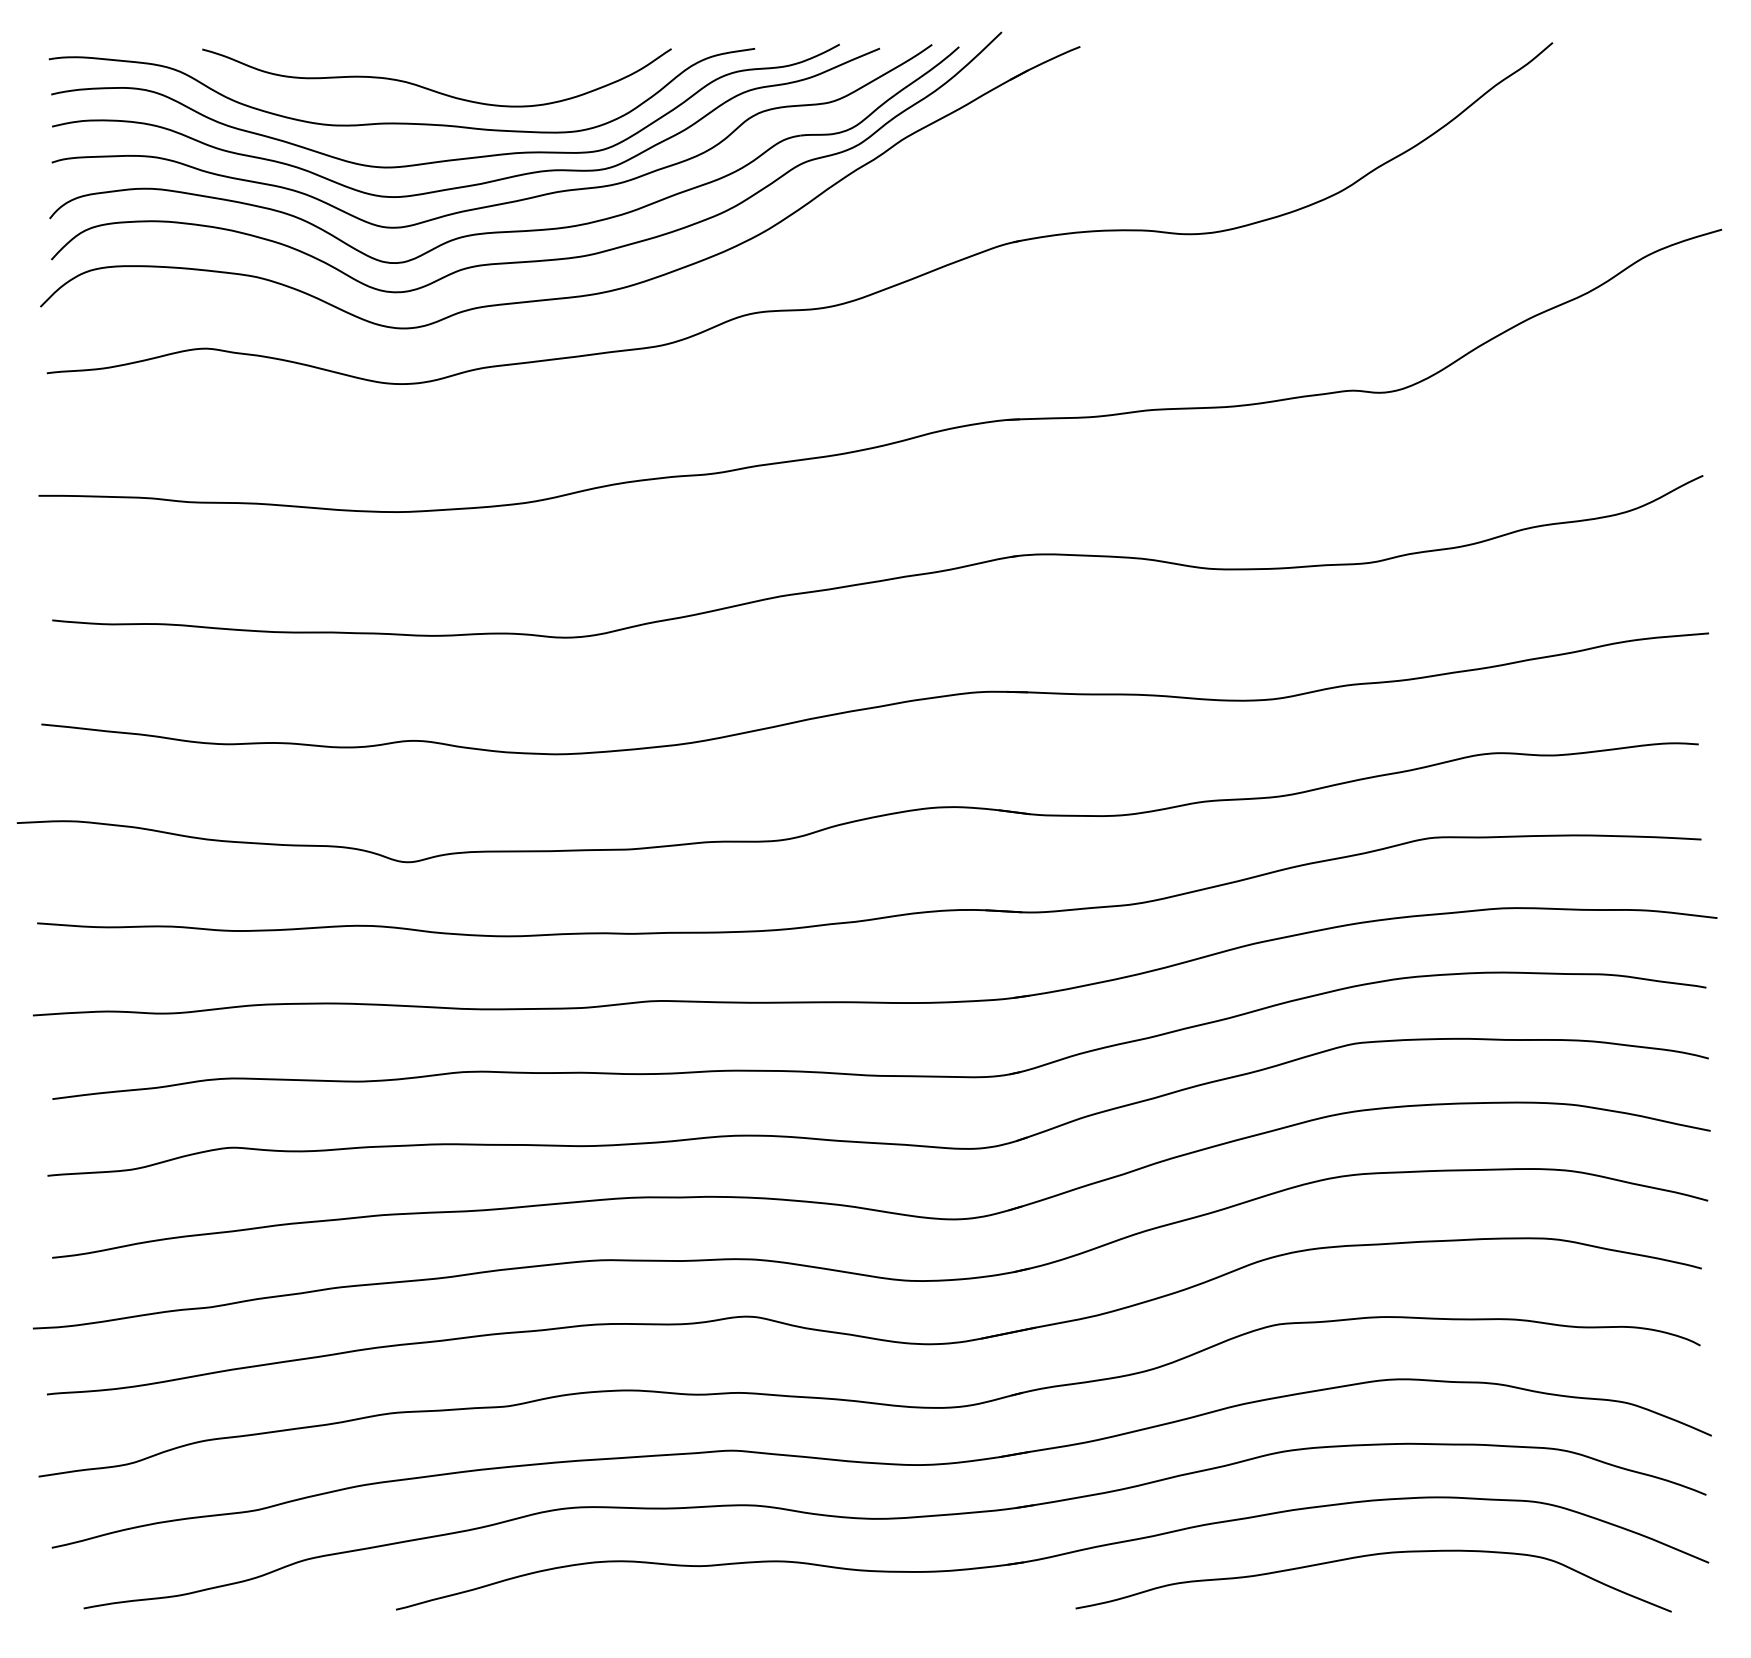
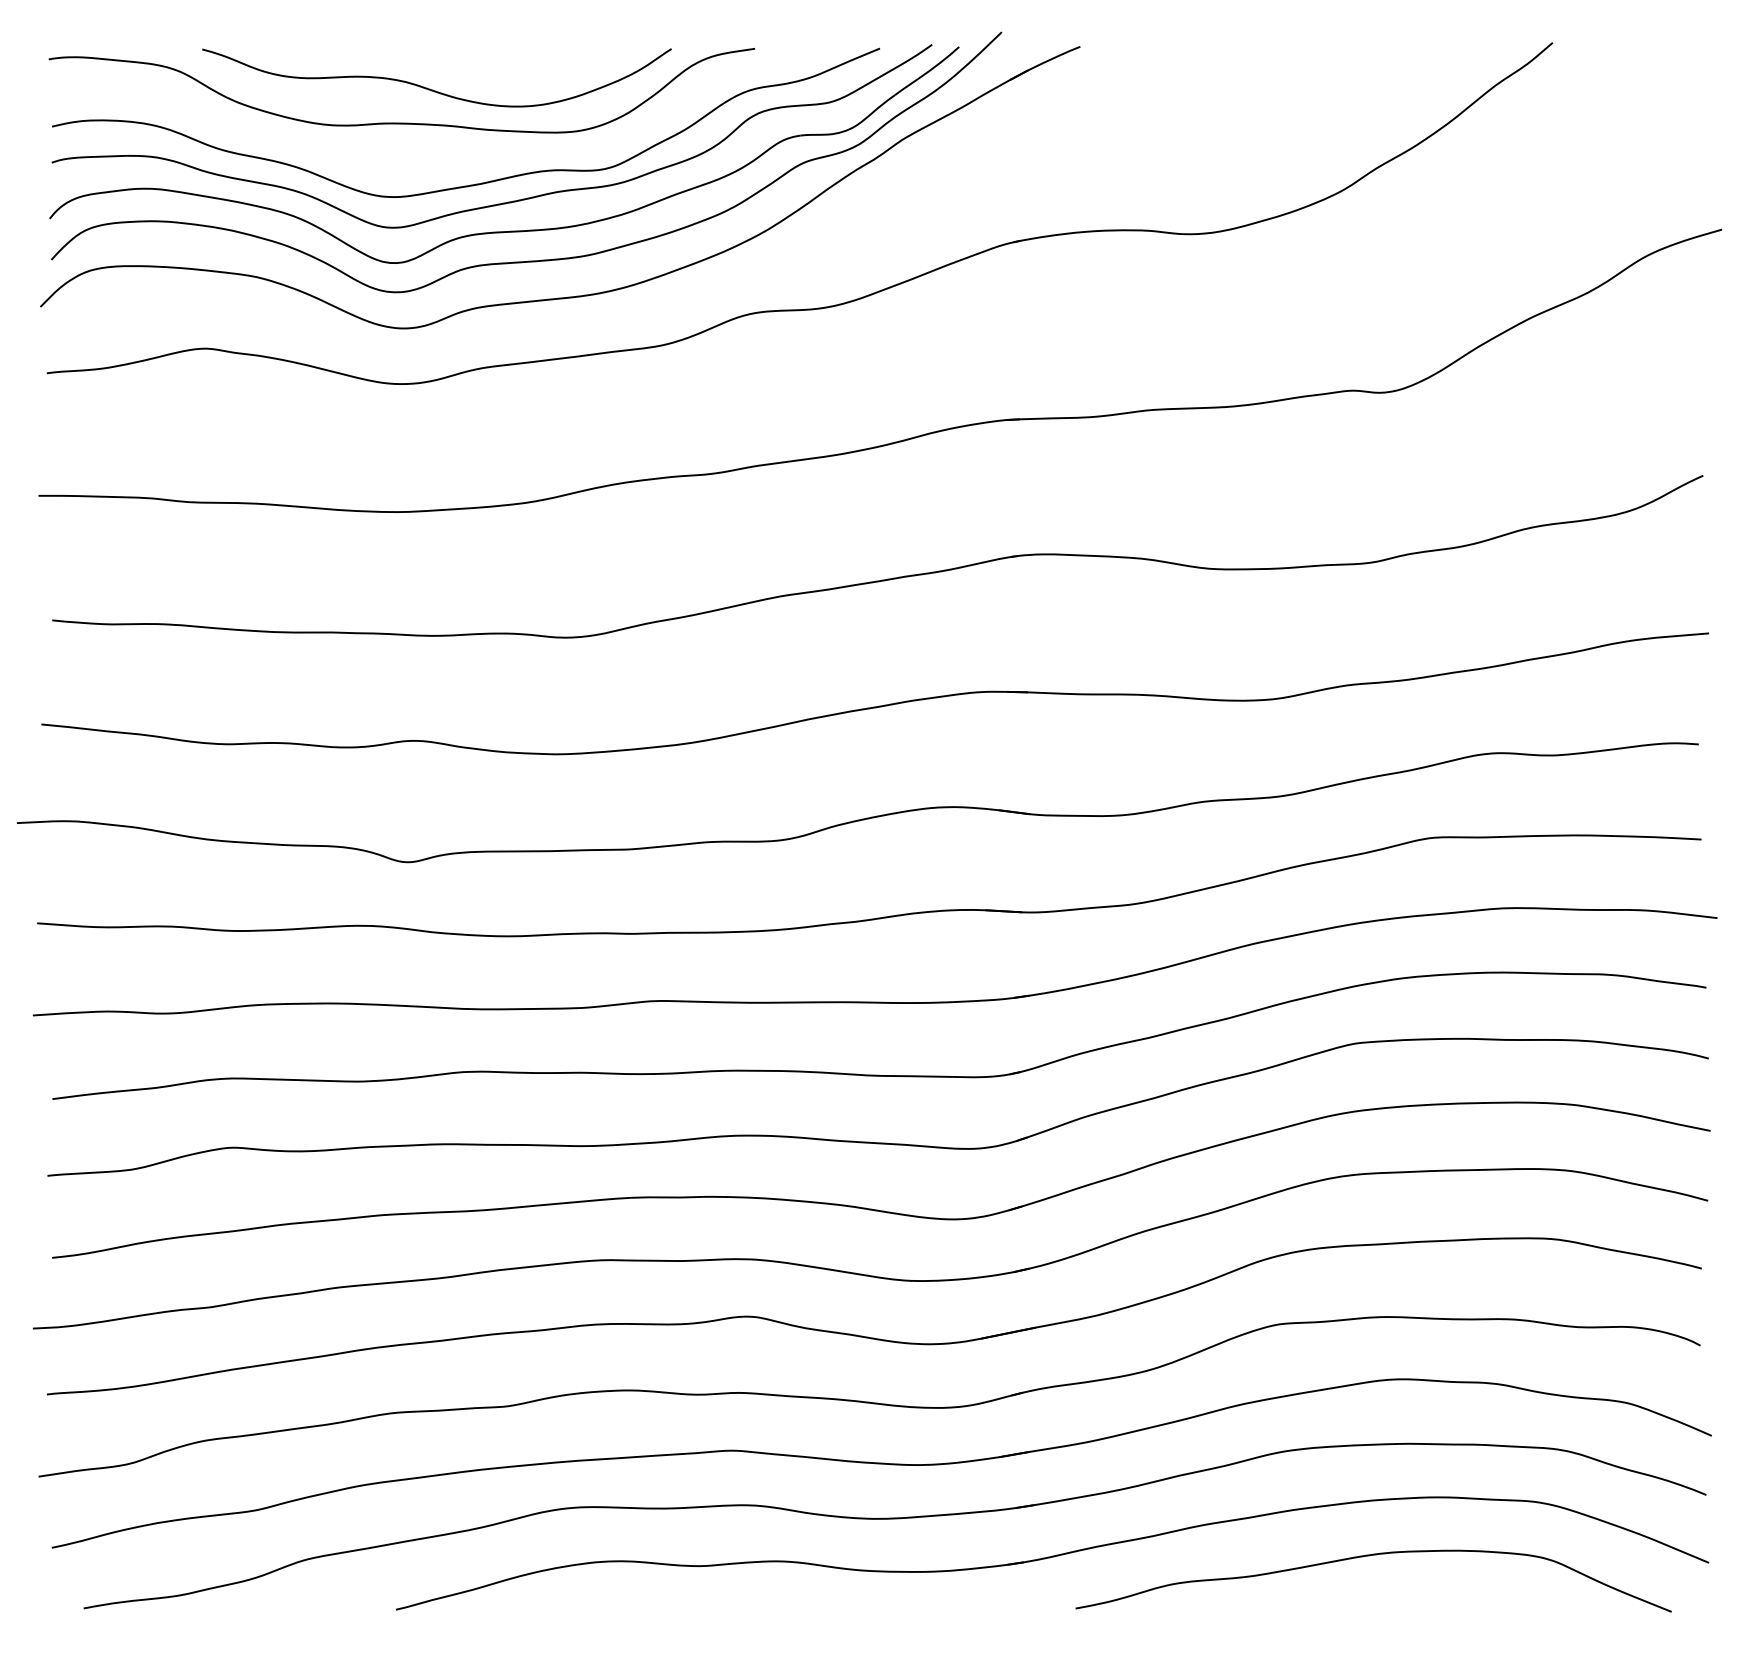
curve: present -> none (455, 158)
